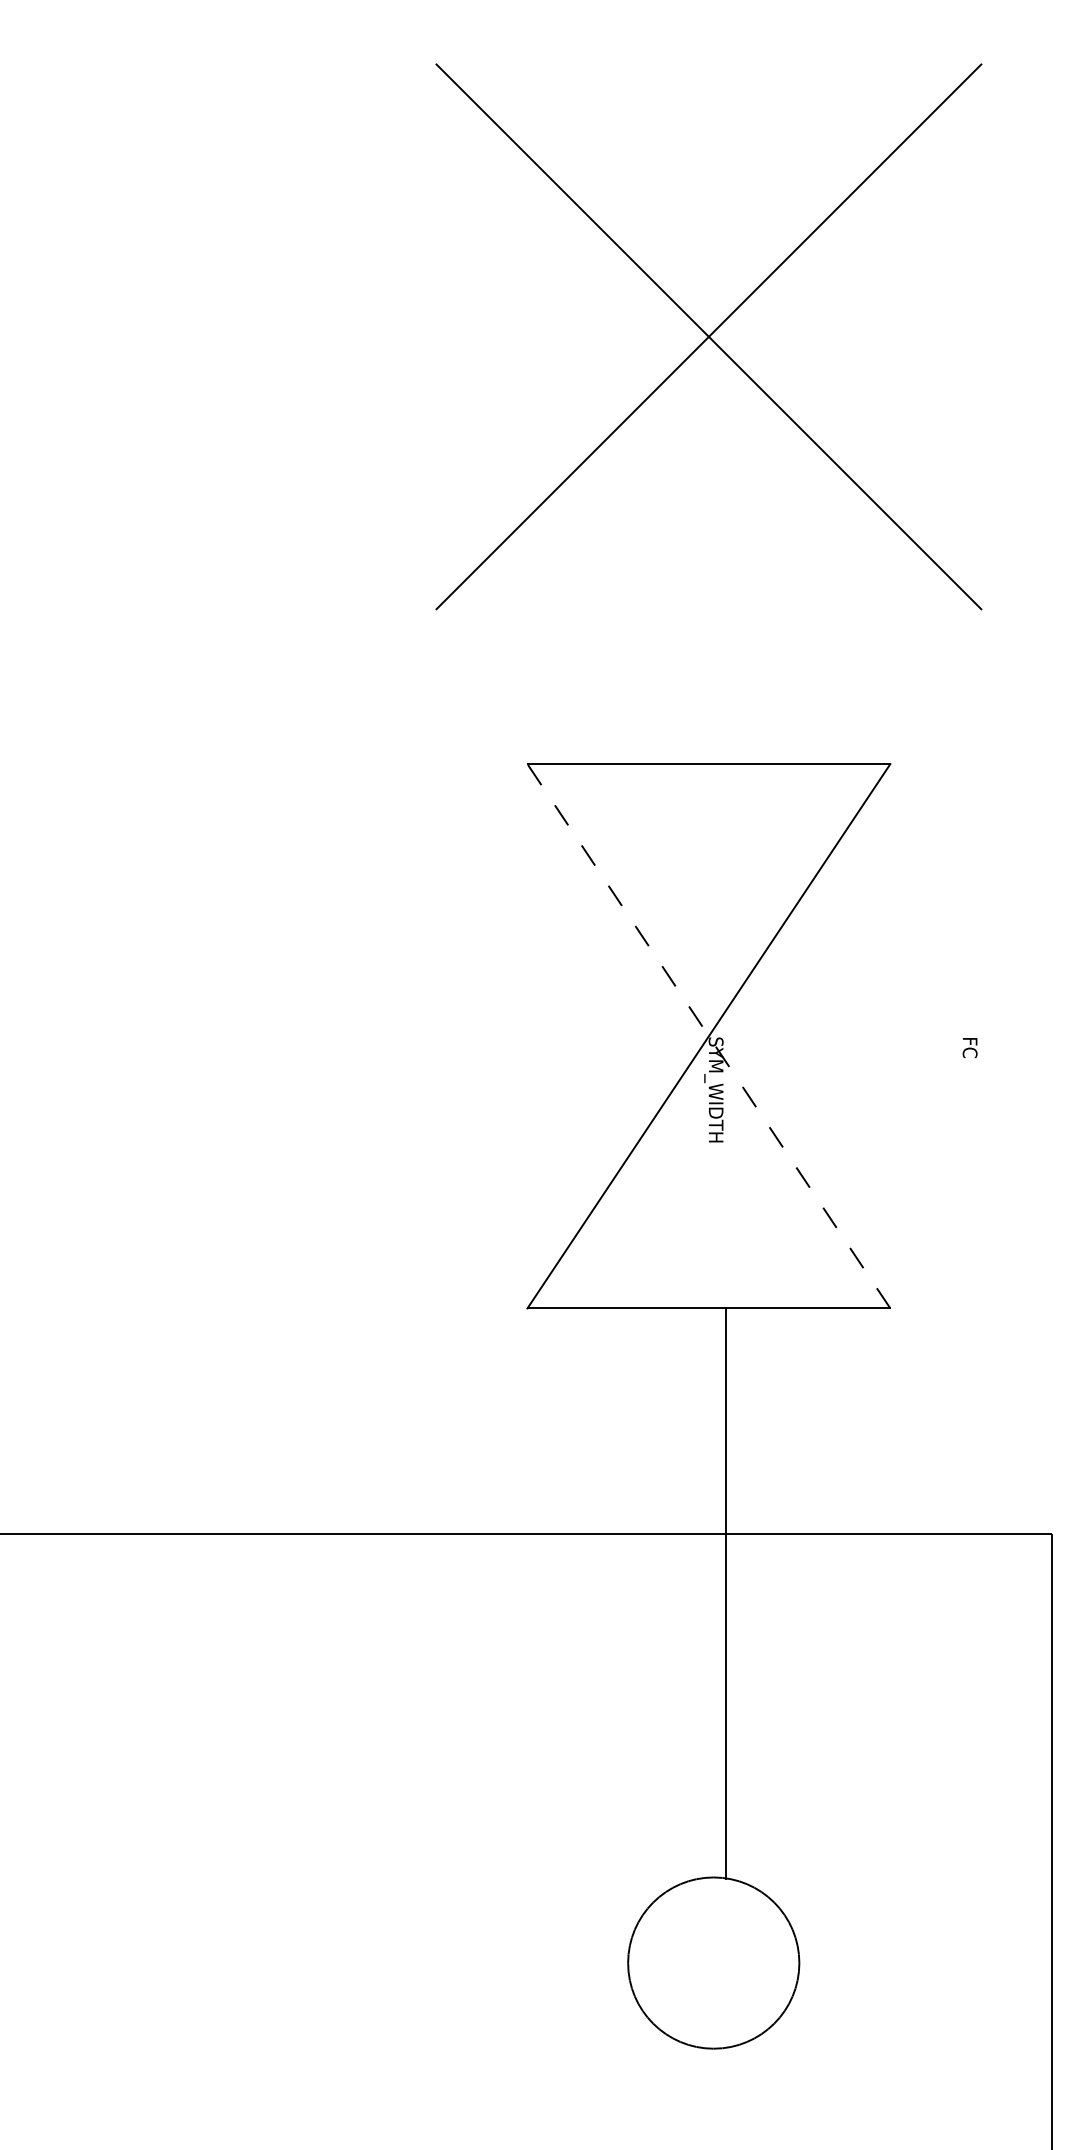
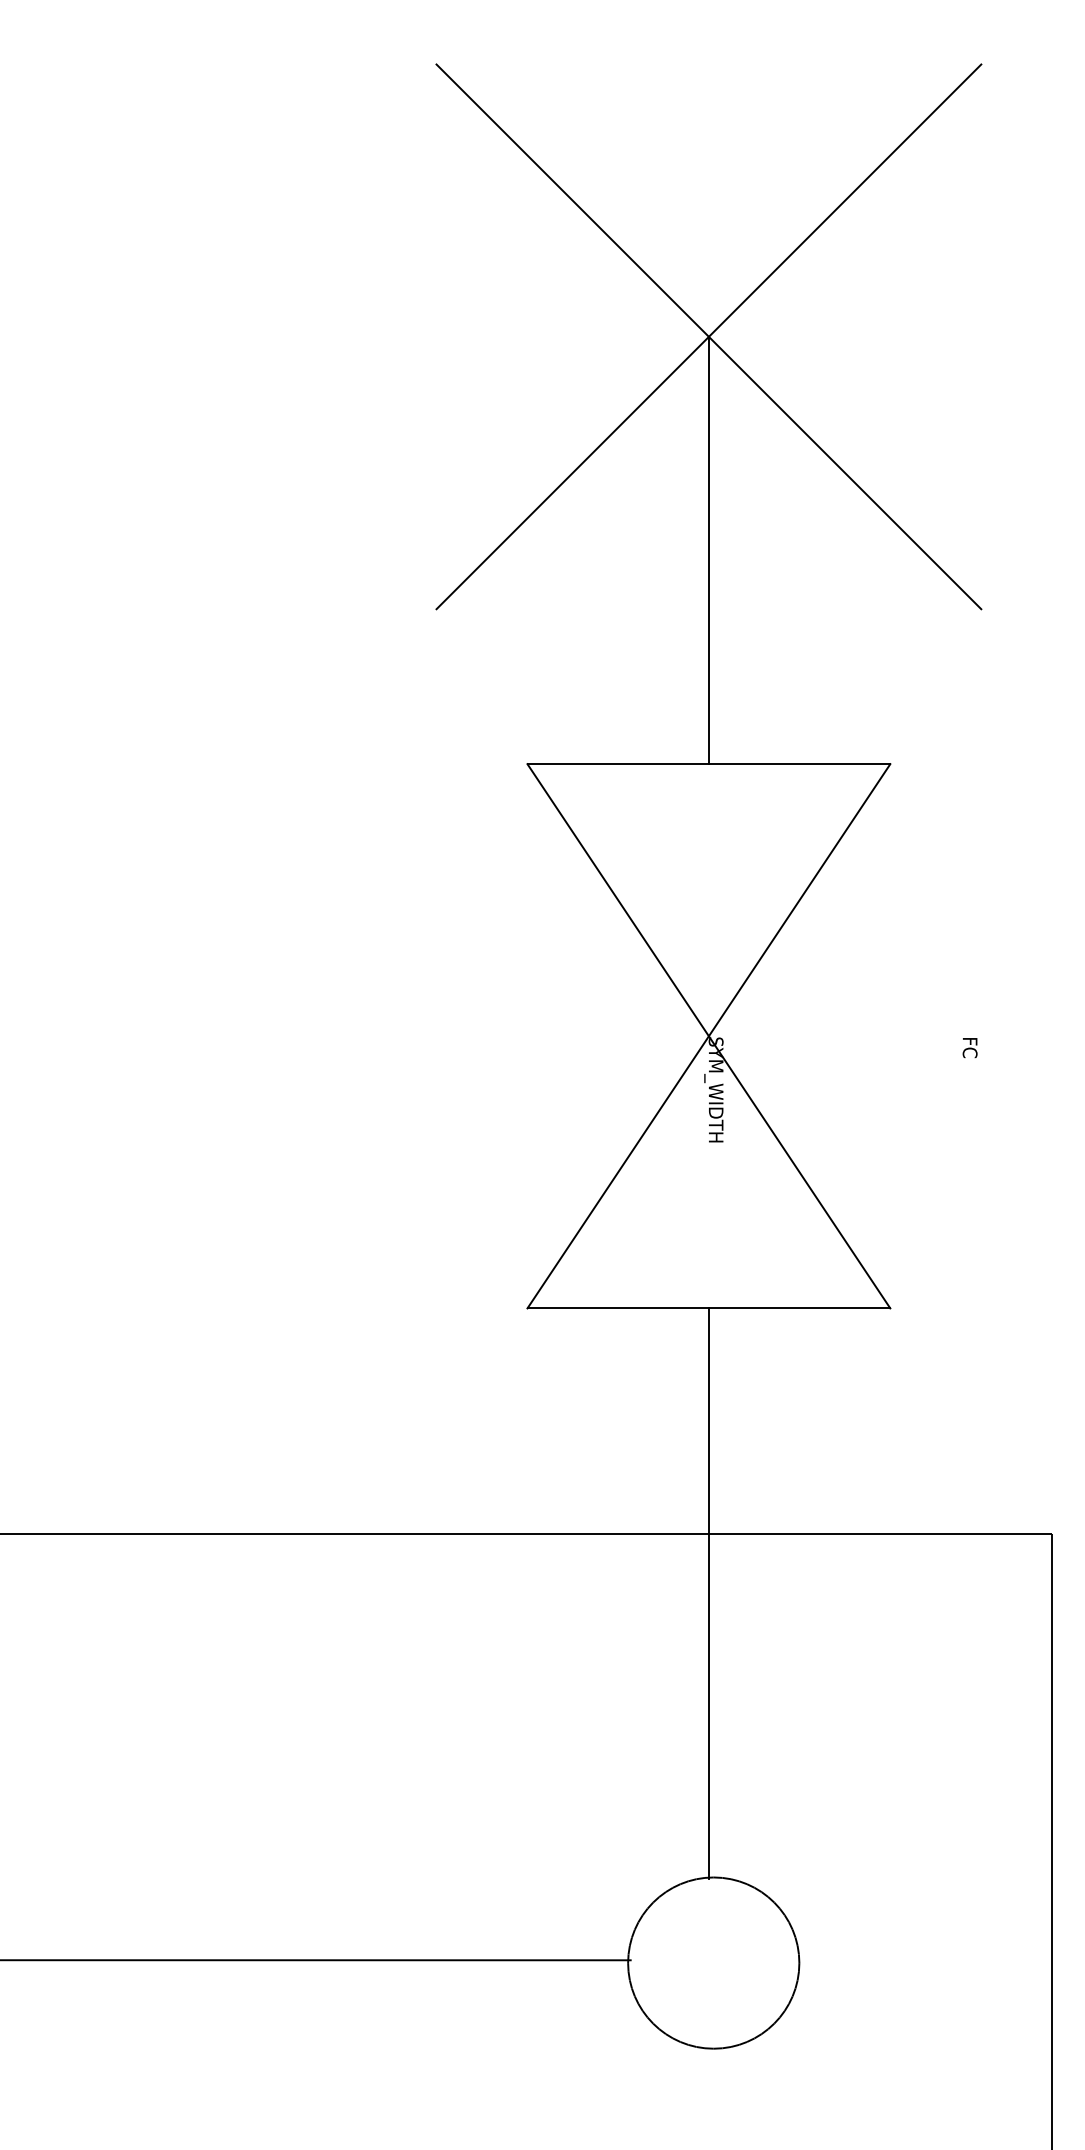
line: none -> present (708, 550)
line: dashed -> solid (708, 1035)
line position: (725, 1593) -> (708, 1593) (708, 1593)
line: none -> present (316, 1960)
